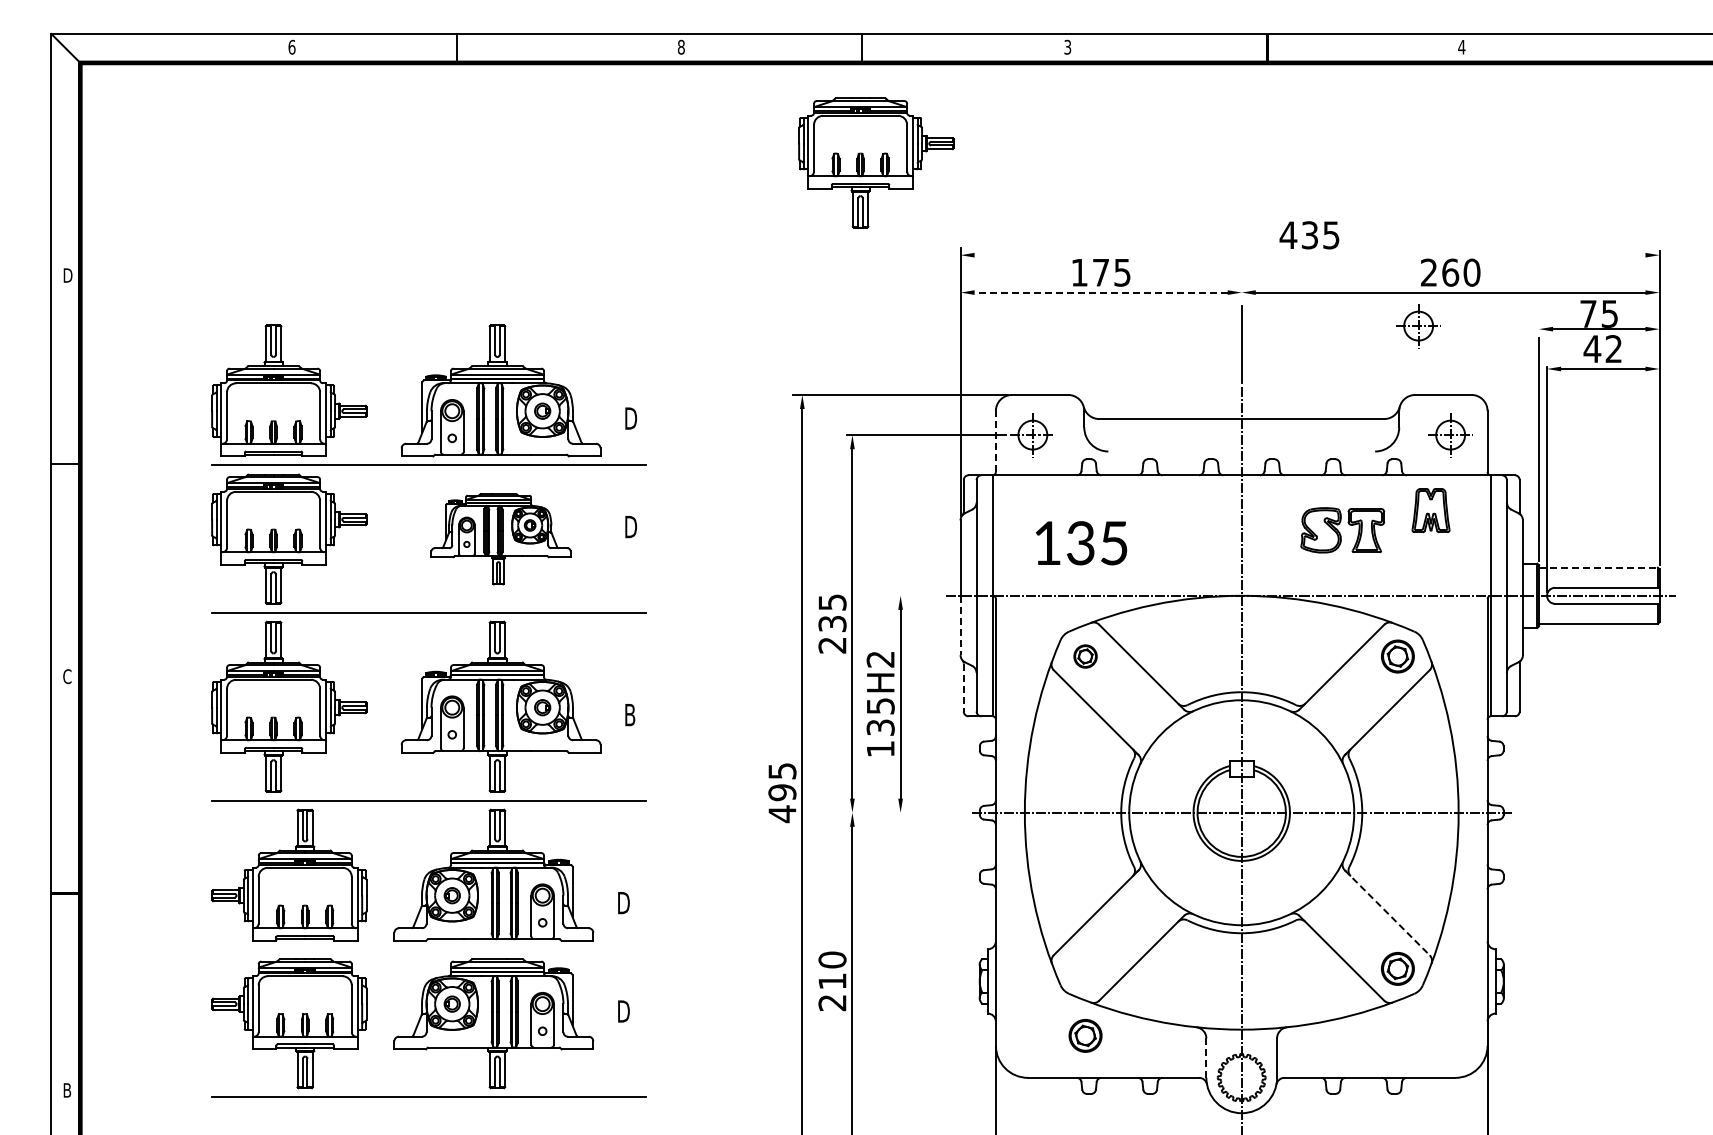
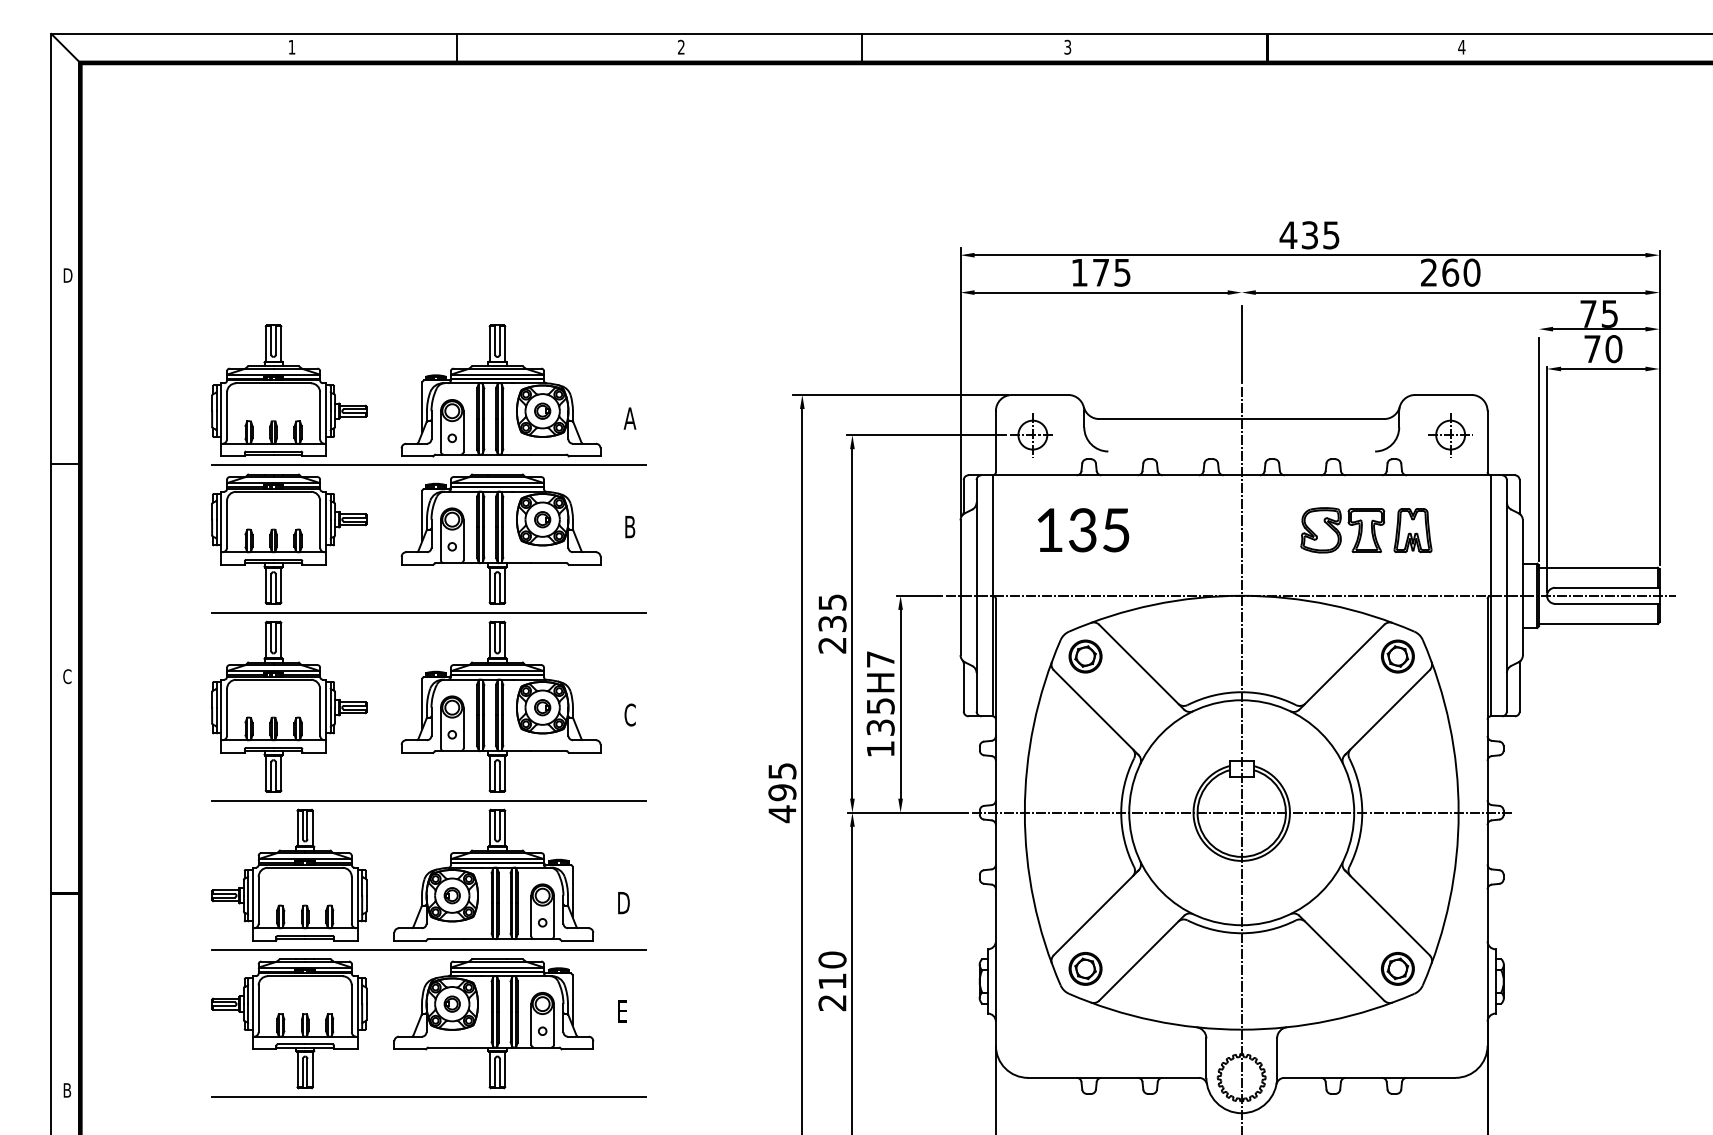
text: 6 -> 1 (291, 46)
text: 8 -> 2 (680, 47)
part: present -> none (876, 162)
line: none -> present (1309, 255)
line: dashed -> solid (1101, 292)
part: present -> none (1418, 326)
text: 42 -> 70 (1602, 349)
text: D -> A (630, 418)
line: dashed -> solid (995, 441)
part position: (1430, 510) -> (1412, 530) (1412, 530)
text: D -> B (632, 526)
part size: 142x93 px -> 202x132 px (500, 538)
text position: (1081, 543) -> (1083, 530) (1083, 530)
line: dashed -> solid (1598, 567)
line: none -> present (918, 595)
line: dashed -> solid (960, 625)
part size: 25x25 px -> 35x35 px (1085, 656)
text: 135H2 -> 135H7 (880, 659)
line: dashed -> solid (963, 687)
text: B -> C (629, 714)
line: none -> present (907, 812)
line: dashed -> solid (1387, 913)
line: none -> present (428, 949)
text: D -> E (623, 1011)
part position: (1085, 1035) -> (1085, 968) (1085, 968)
line: dashed -> solid (1206, 1058)
